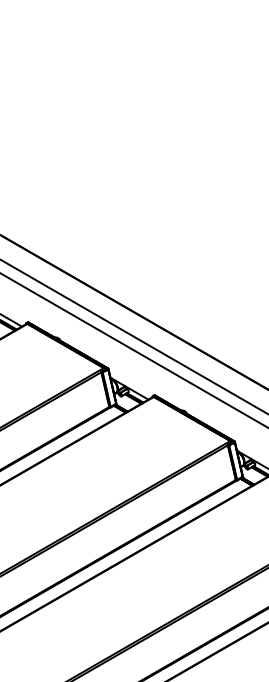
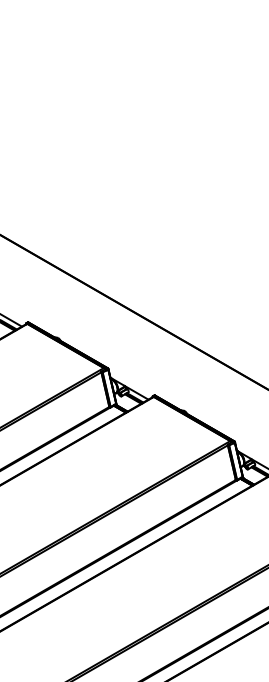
line: present -> none (133, 336)
line: present -> none (133, 350)
